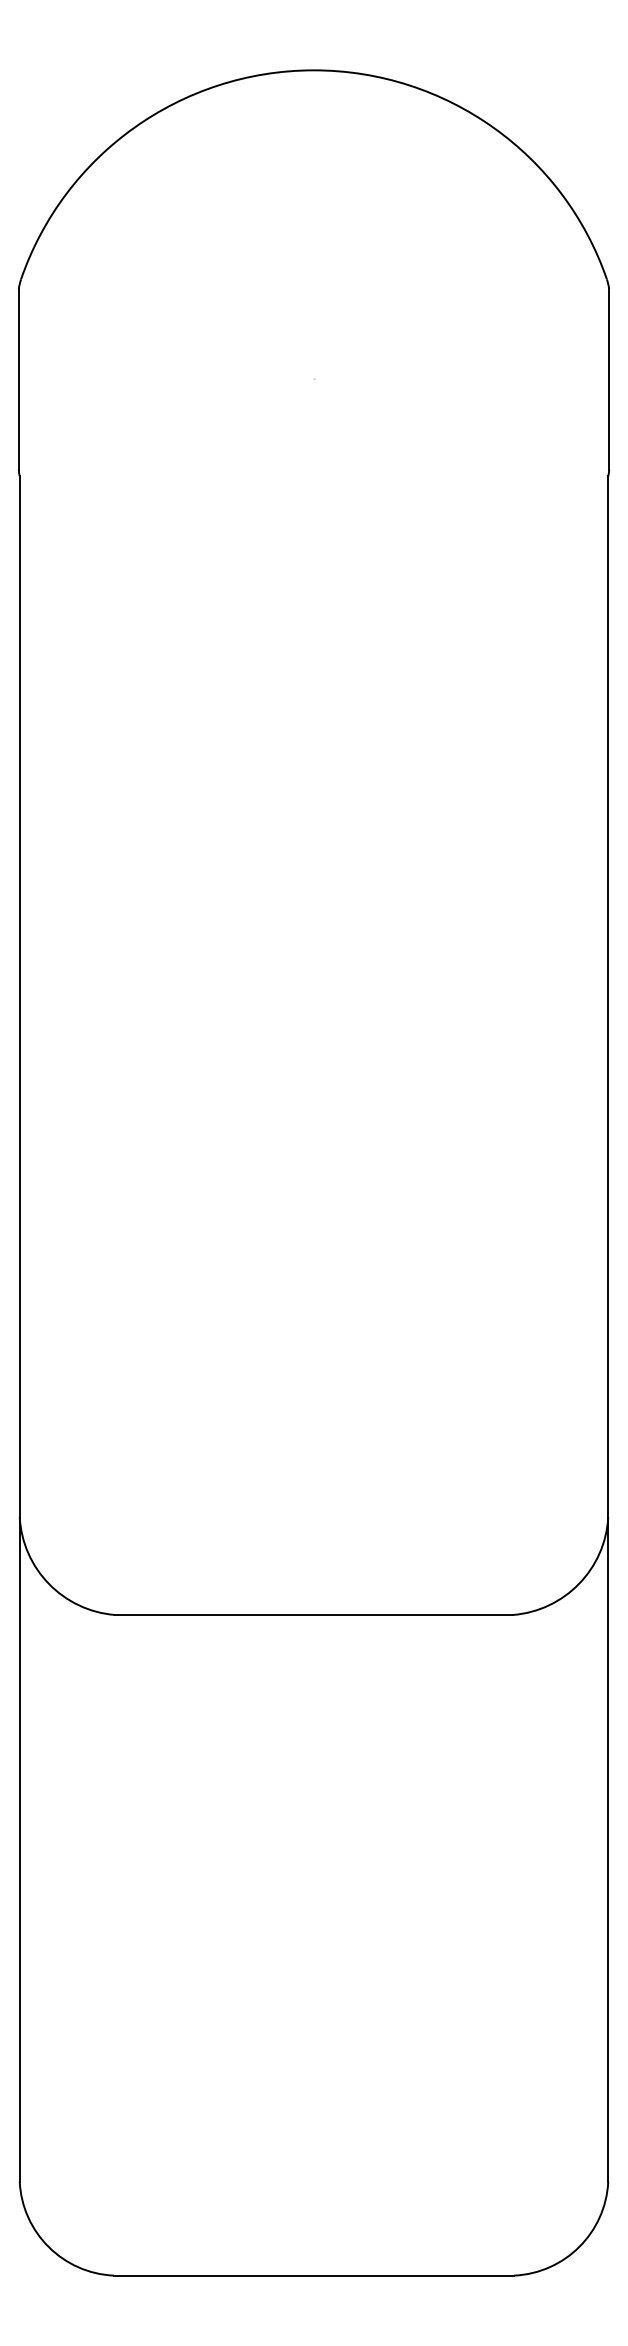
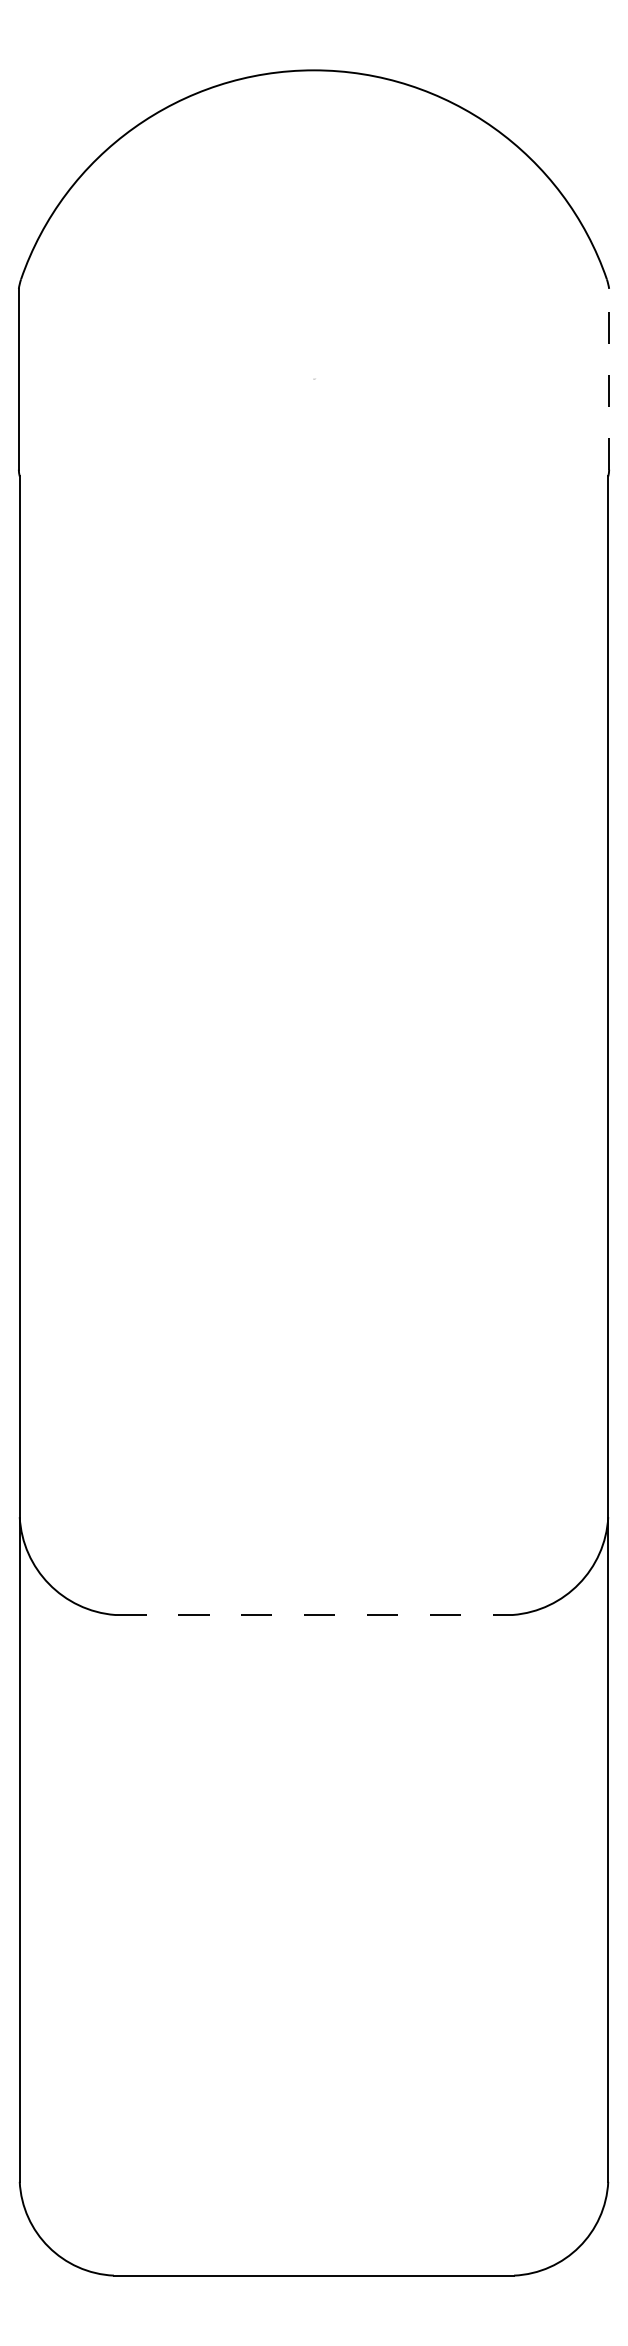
line: solid -> dashed (609, 378)
line: solid -> dashed (314, 1614)
